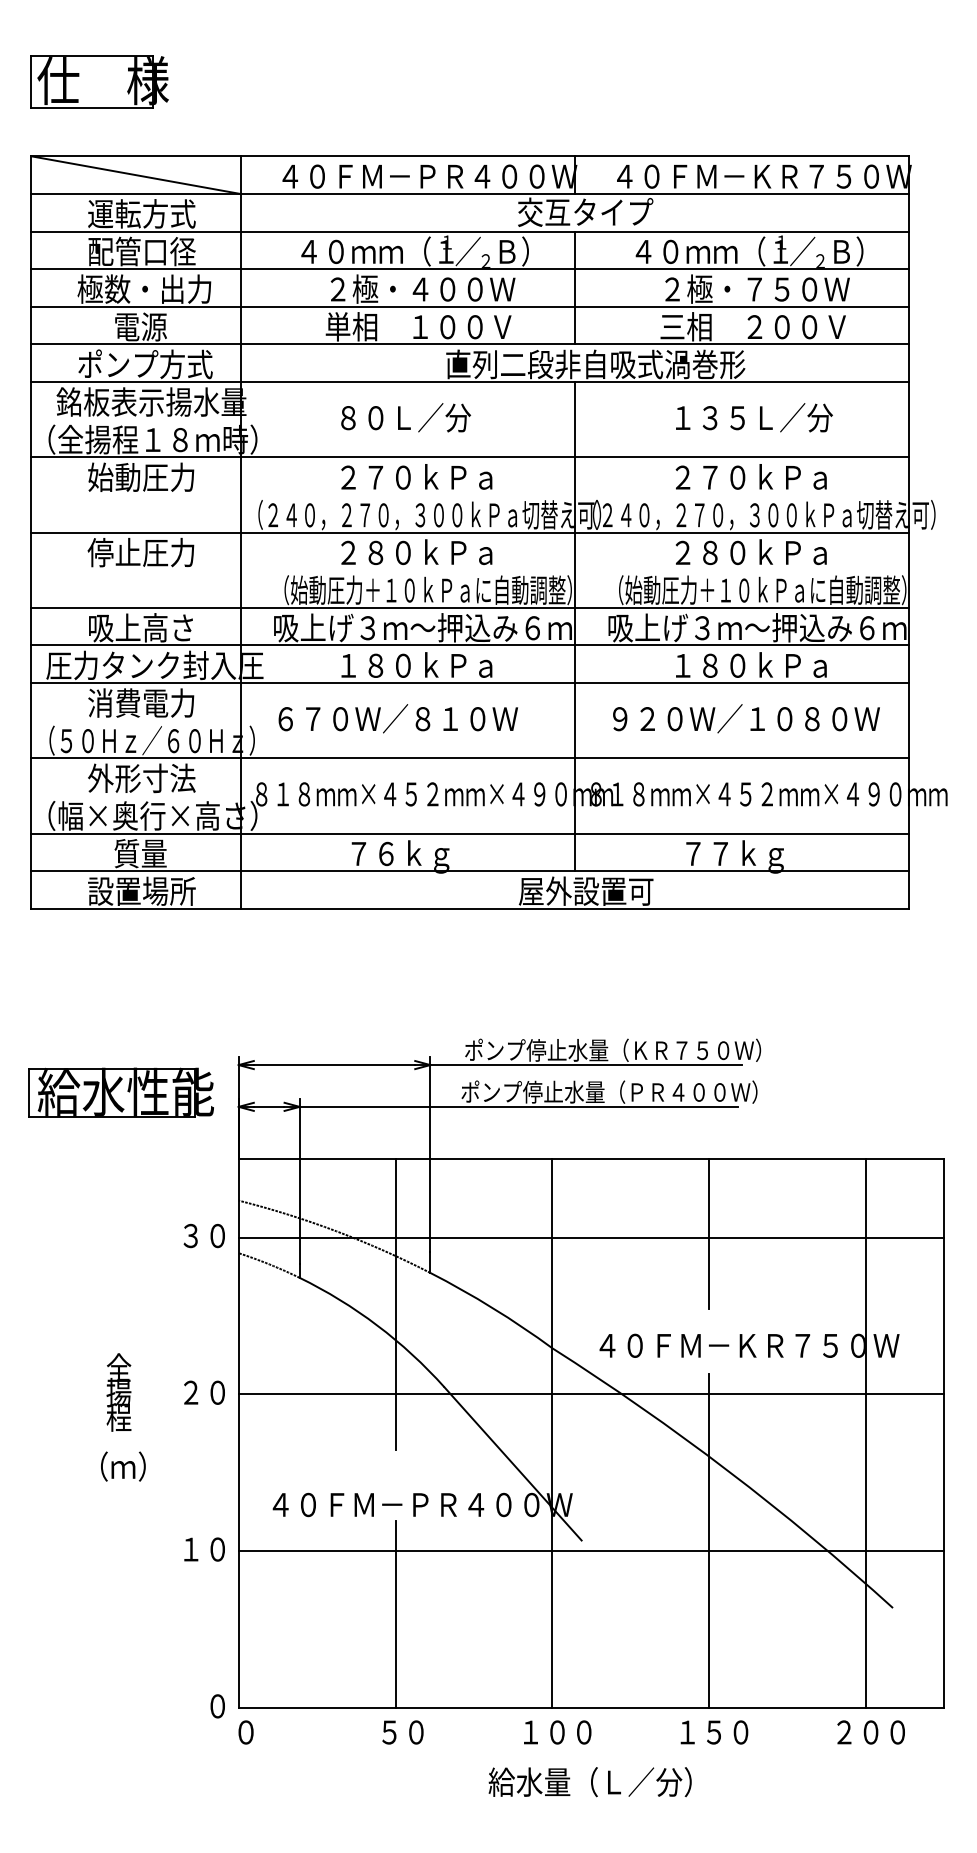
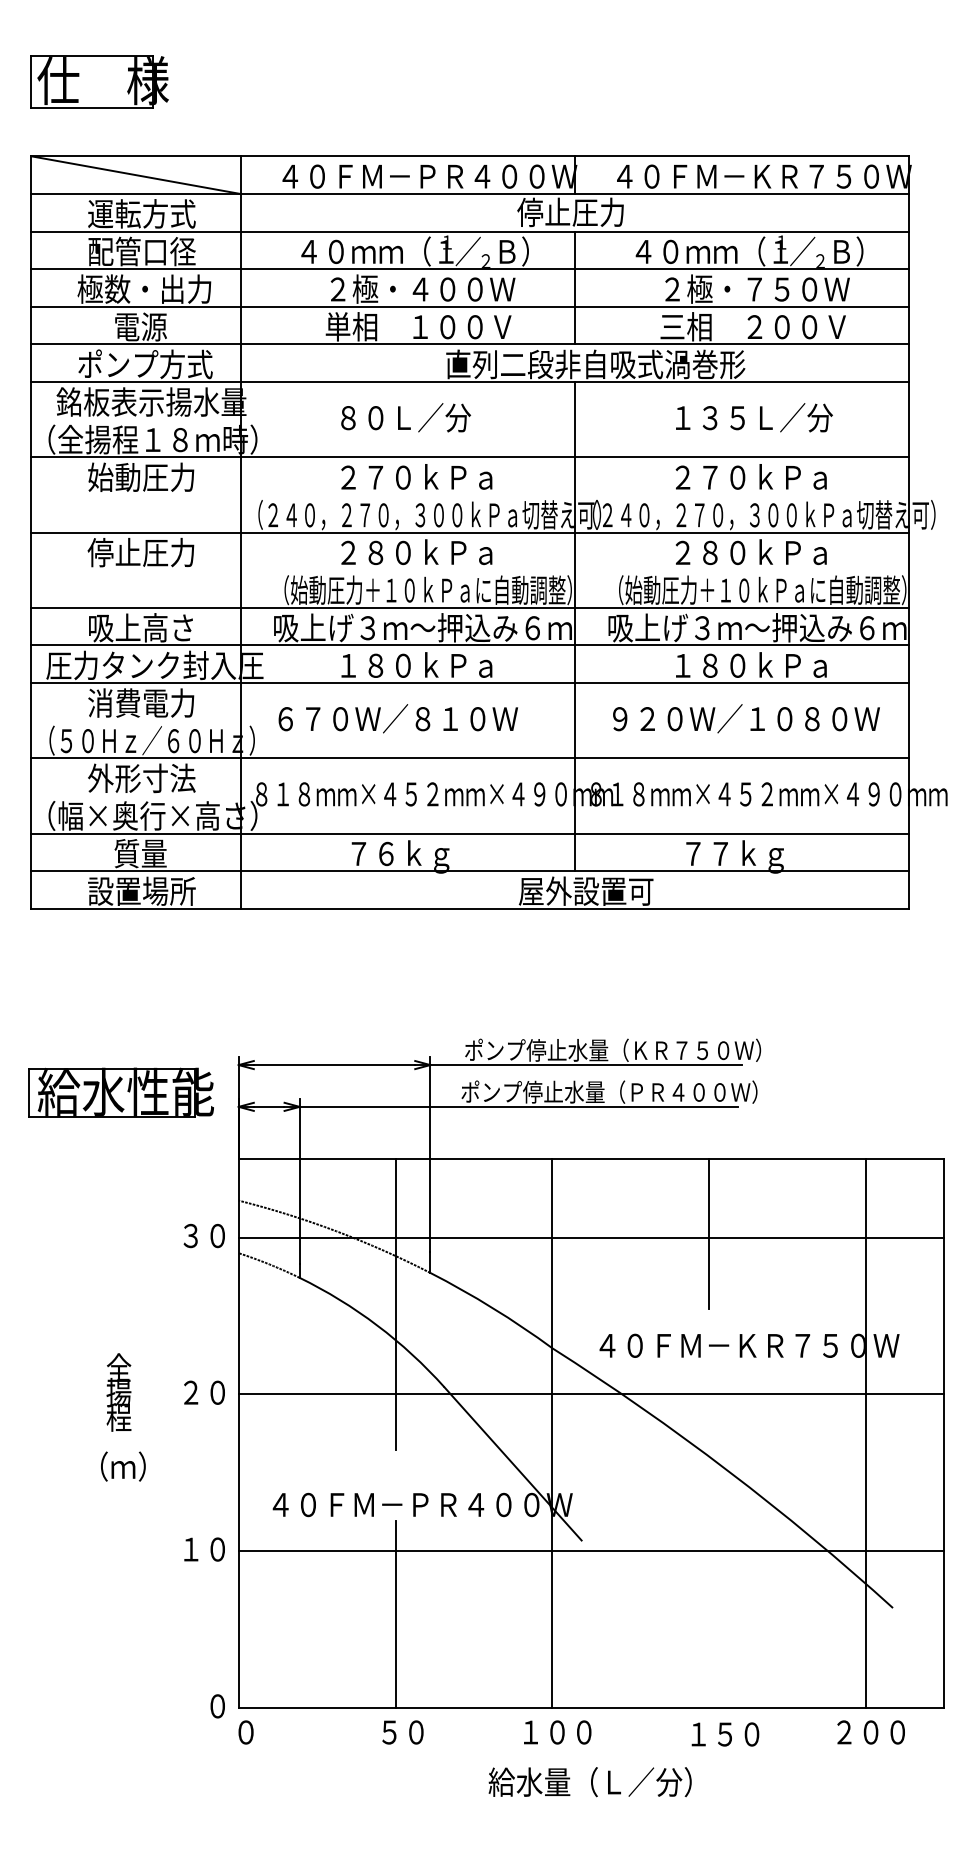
text: 交互タイプ -> 停止圧力 (585, 212)
line: present -> none (709, 1540)
text position: (714, 1732) -> (725, 1734) (725, 1734)
